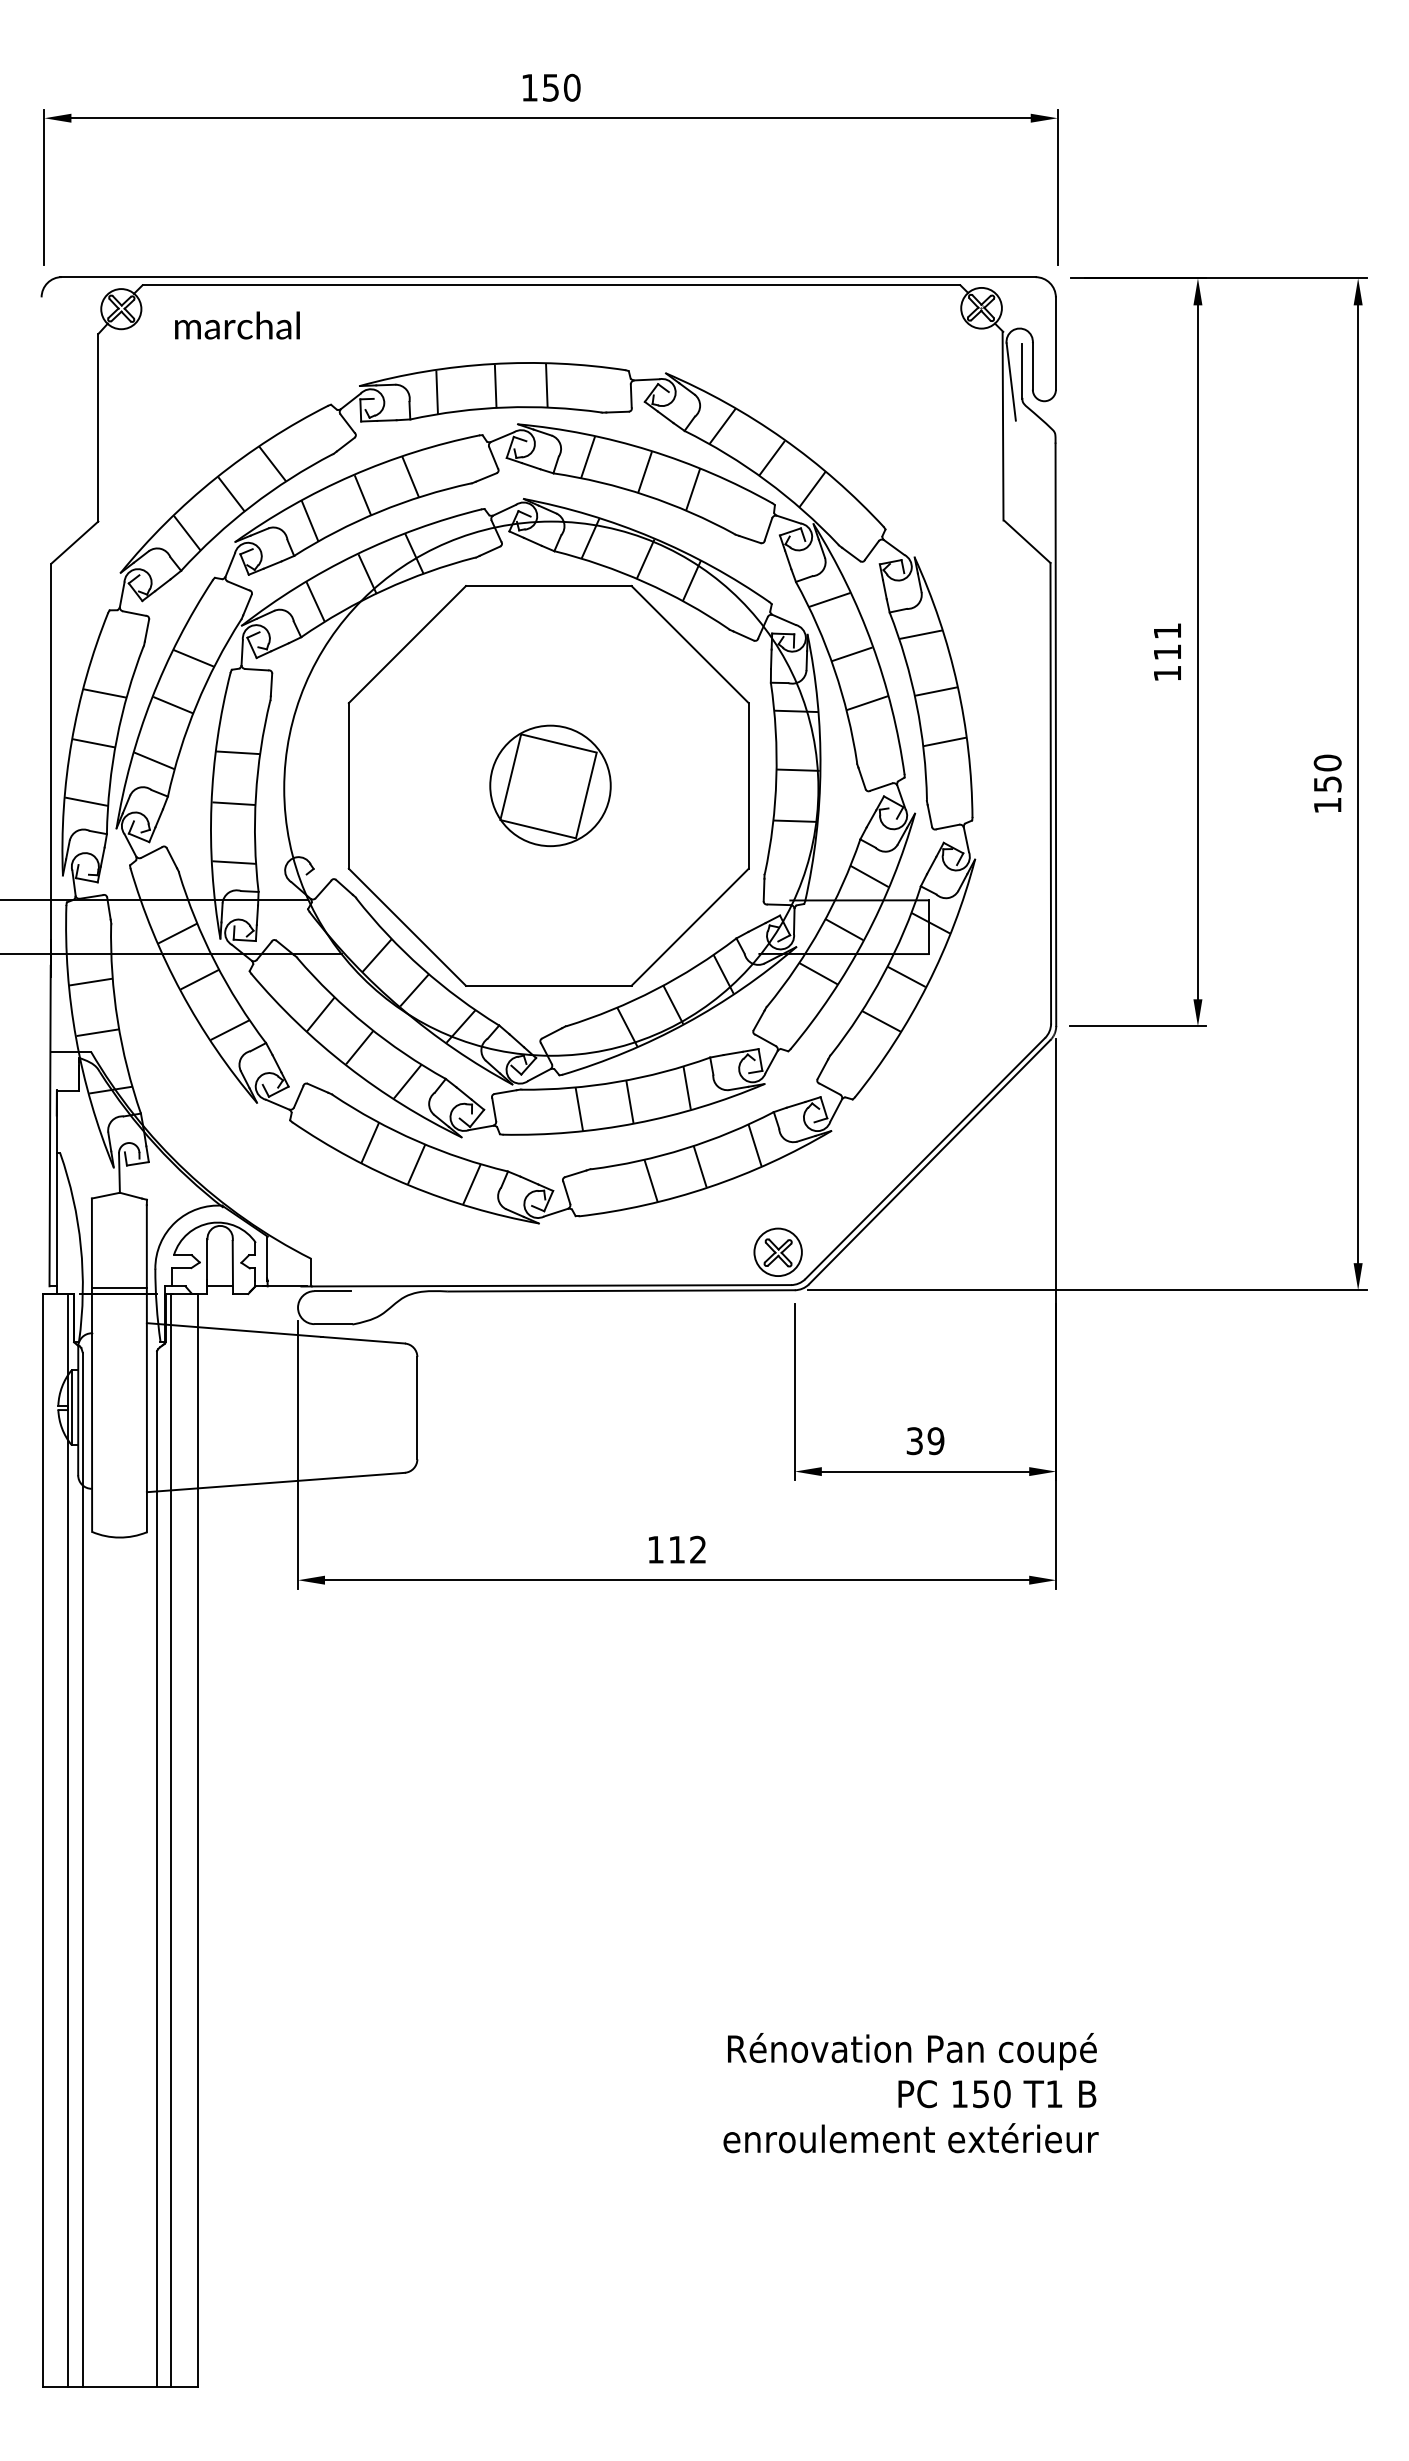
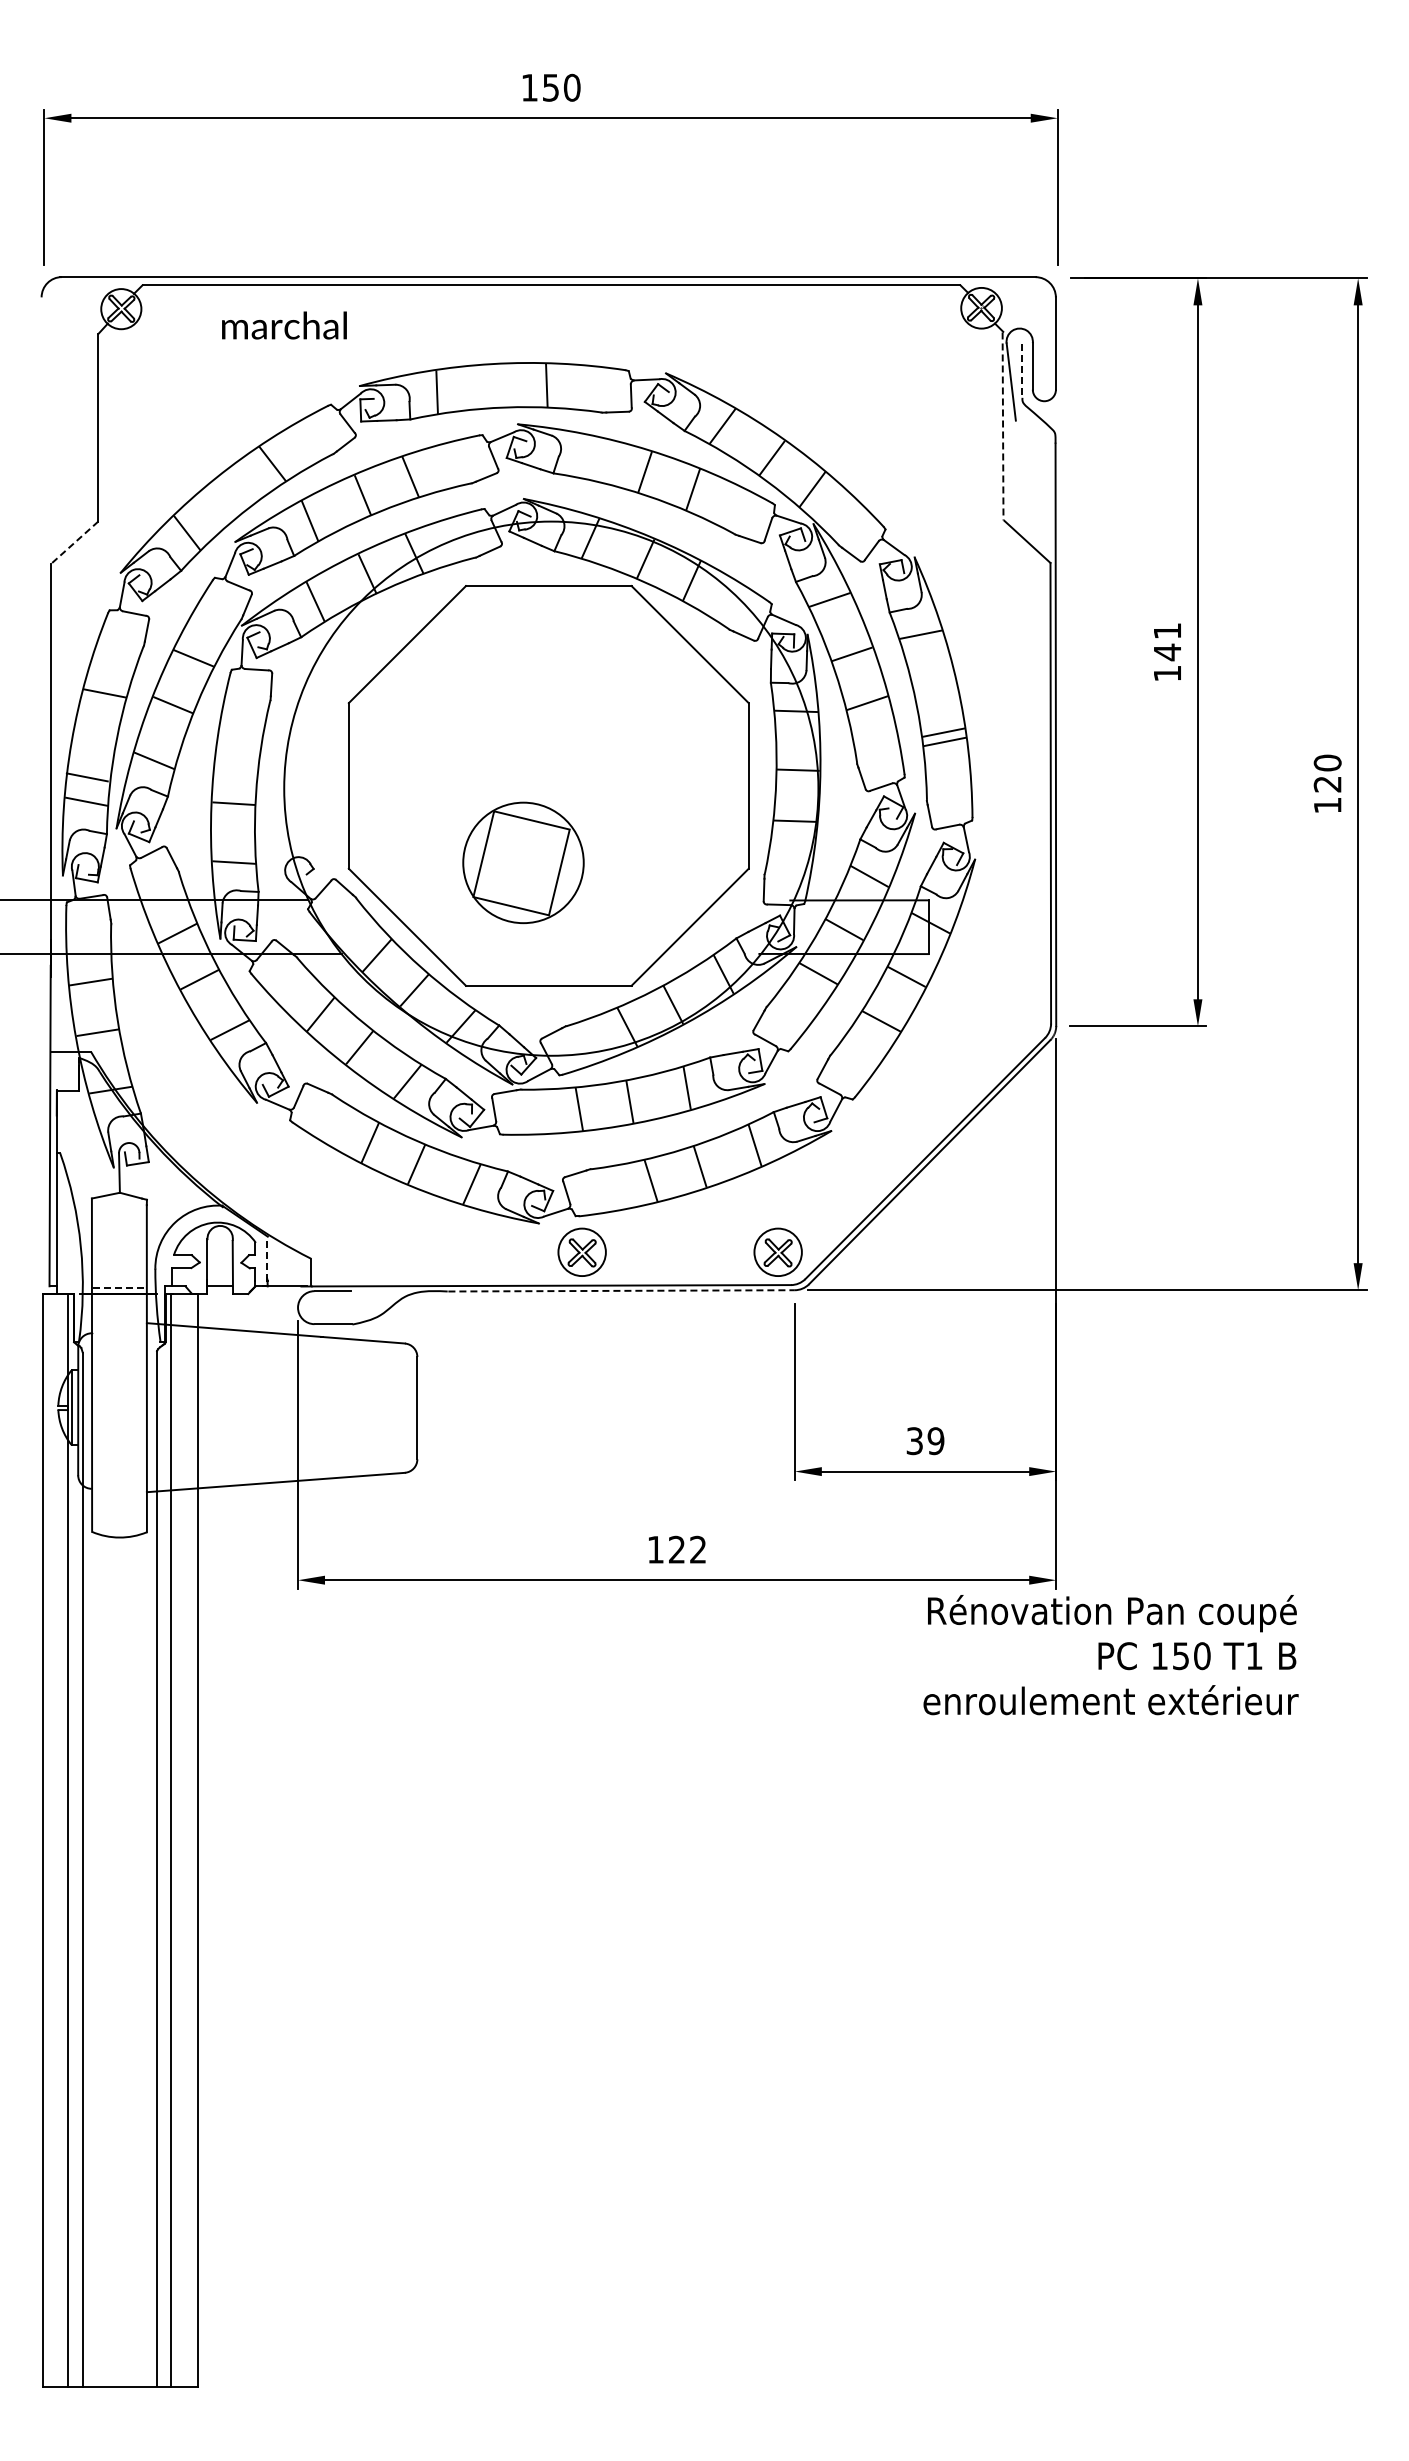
text position: (237, 325) -> (284, 325) (284, 325)
line: solid -> dashed (1022, 371)
line: present -> none (495, 386)
line: solid -> dashed (1003, 426)
line: present -> none (587, 457)
line: present -> none (231, 493)
line: solid -> dashed (74, 542)
text: 111 -> 141 (1167, 652)
line position: (935, 691) -> (943, 732) (943, 732)
line position: (93, 743) -> (86, 777) (86, 777)
line: present -> none (237, 752)
text: 150 -> 120 (1327, 784)
part position: (550, 785) -> (523, 862) (523, 862)
part: none -> present (581, 1251)
line: solid -> dashed (267, 1258)
line: solid -> dashed (120, 1287)
line: solid -> dashed (622, 1290)
text: 112 -> 122 (676, 1549)
text position: (910, 2093) -> (1110, 1655) (1110, 1655)
